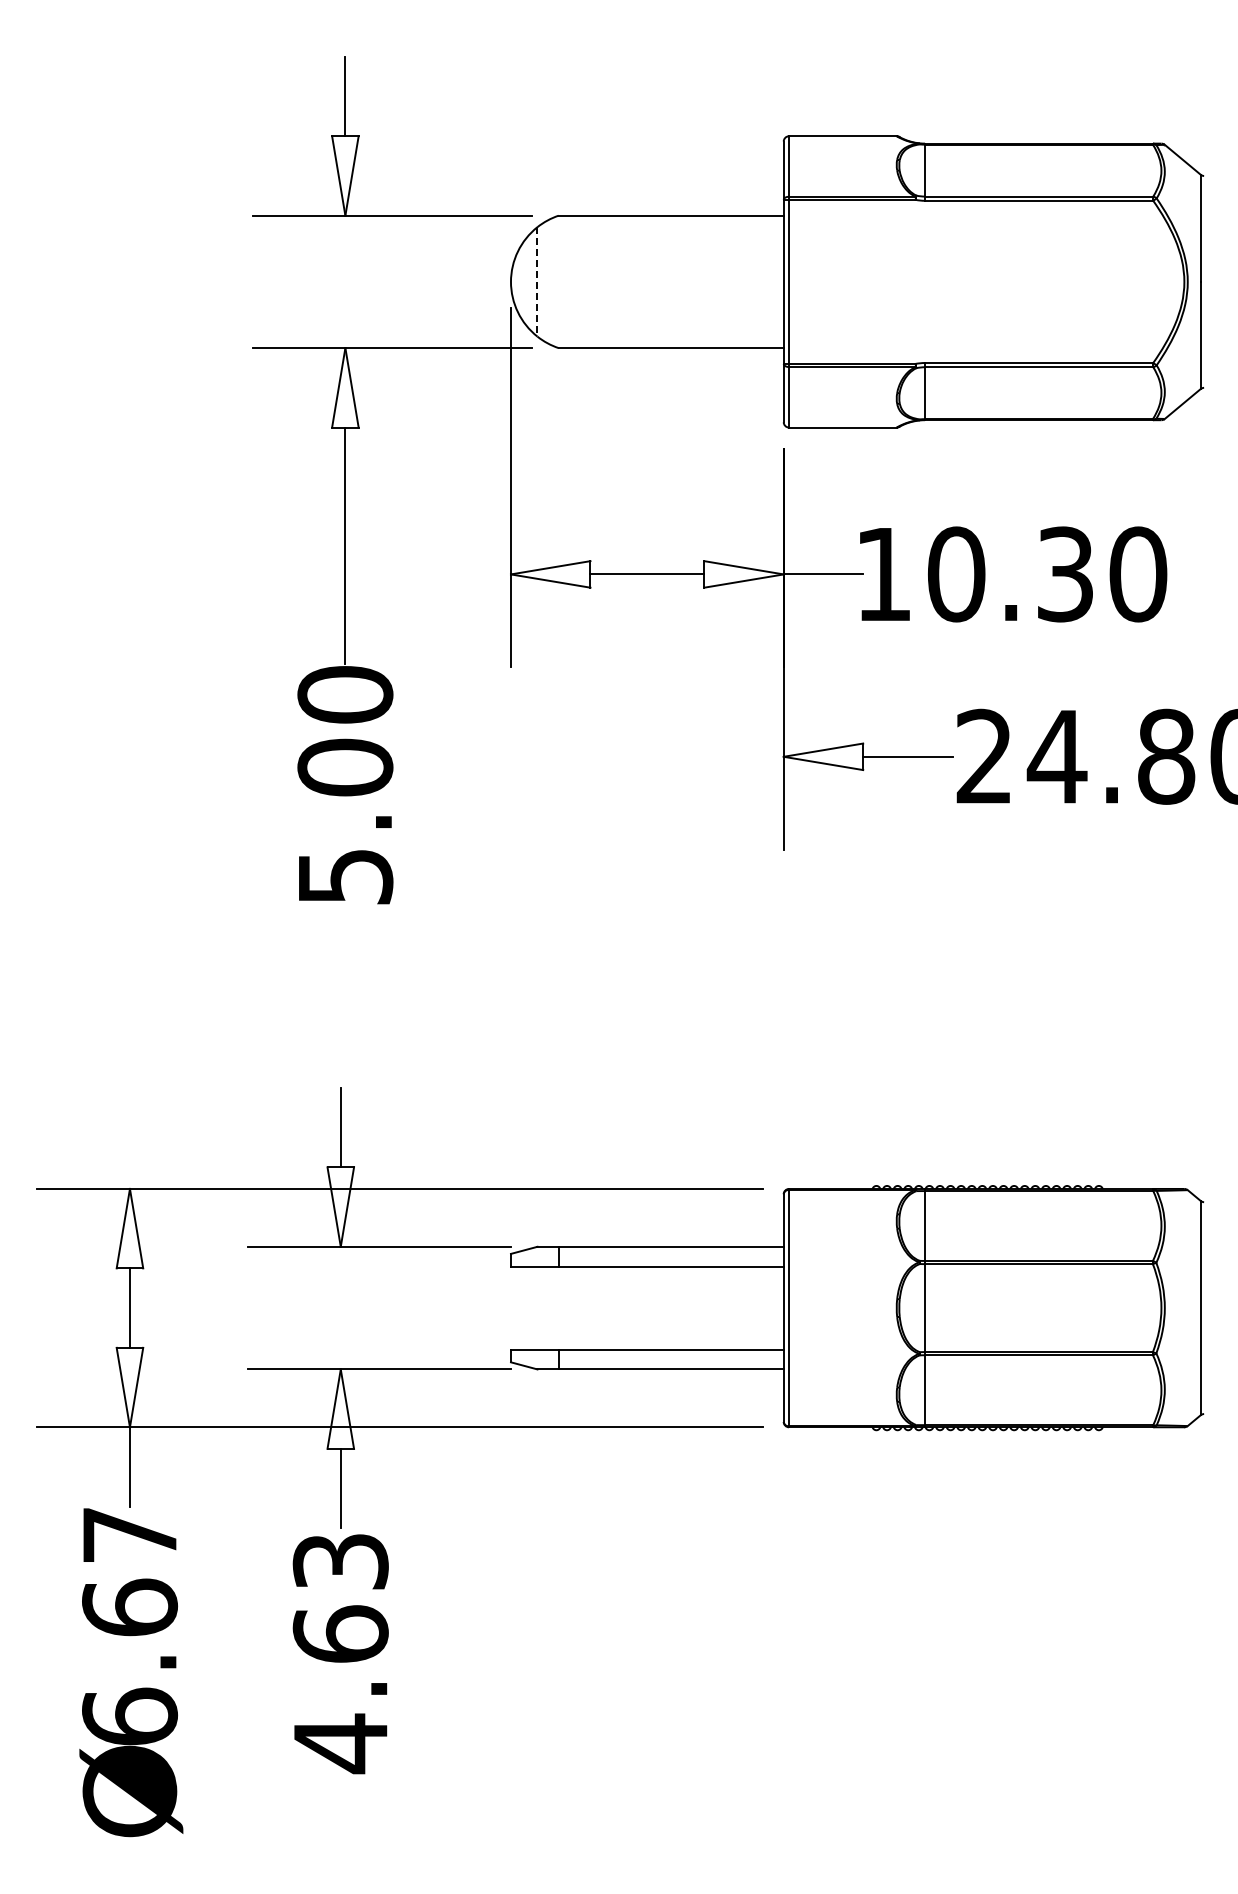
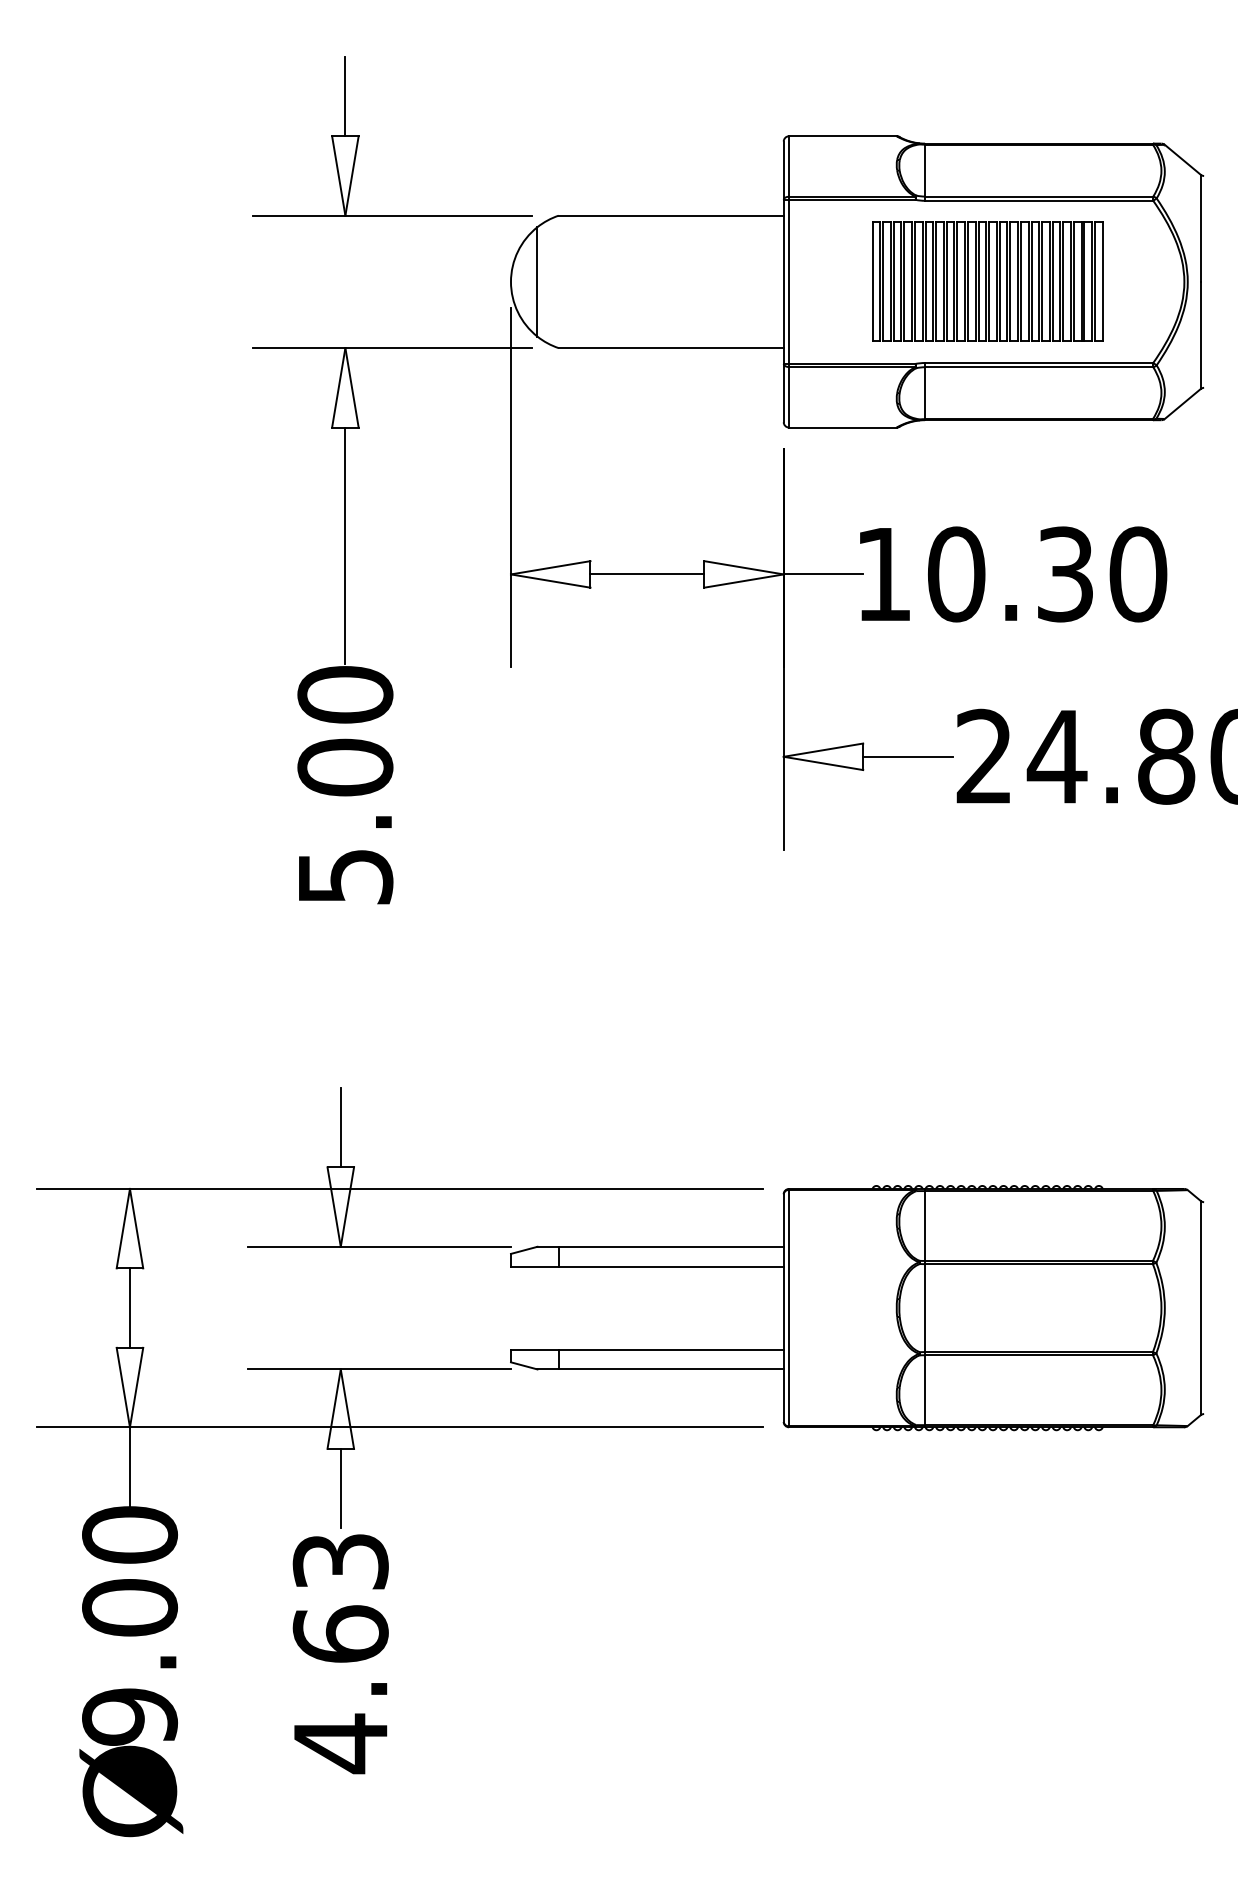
line: dashed -> solid (537, 281)
part: none -> present (987, 281)
text: 6.67 -> 9.00 (130, 1625)
